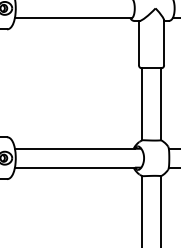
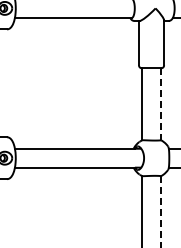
line: solid -> dashed (161, 104)
line: solid -> dashed (161, 212)
